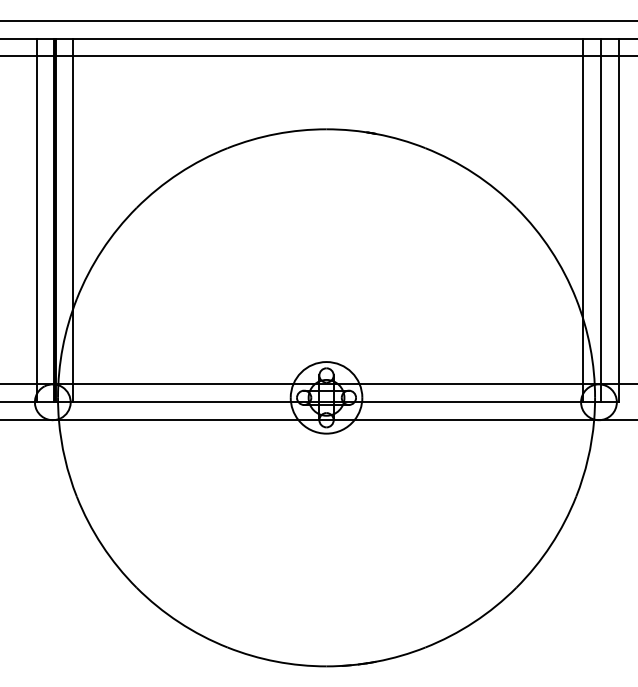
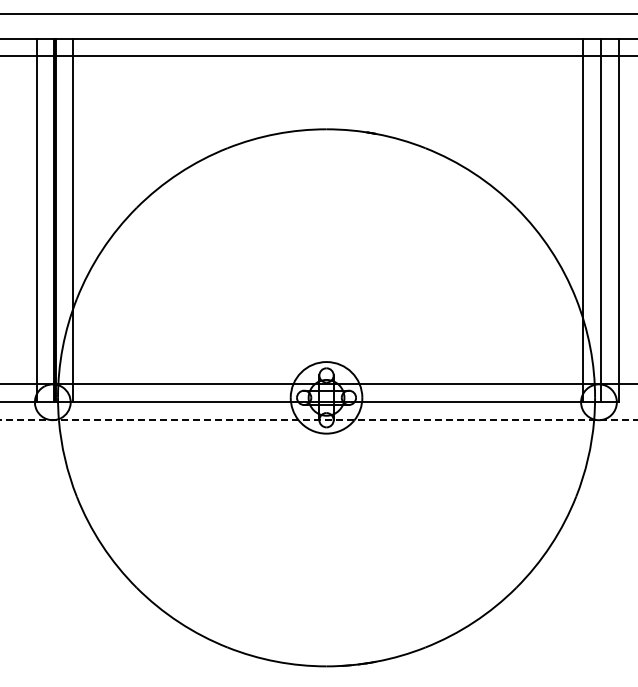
line position: (318, 20) -> (318, 13) (318, 13)
line: solid -> dashed (318, 420)
